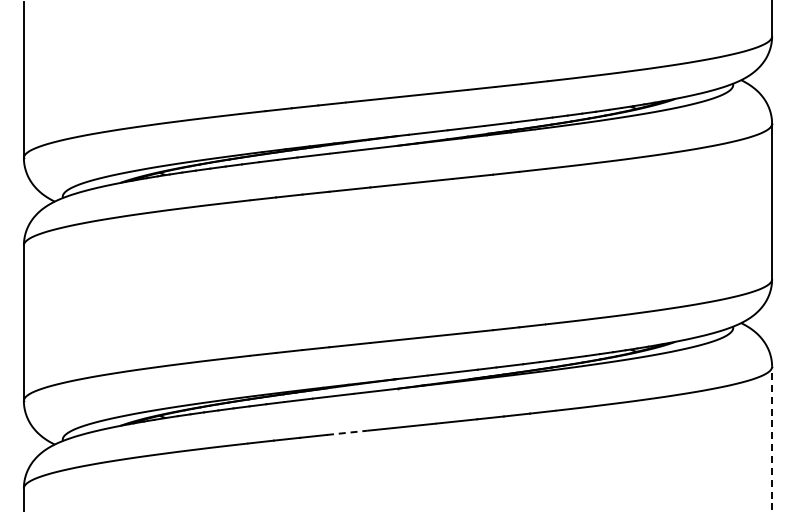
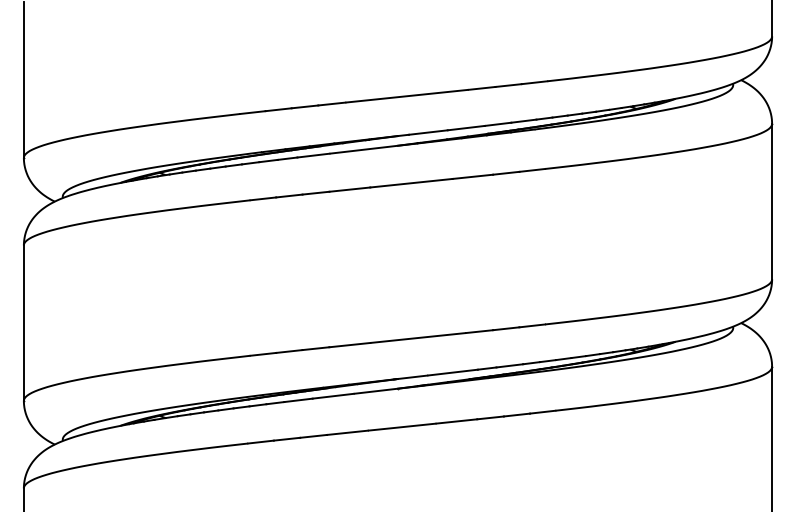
line: dashed -> solid (347, 432)
line: dashed -> solid (772, 438)
